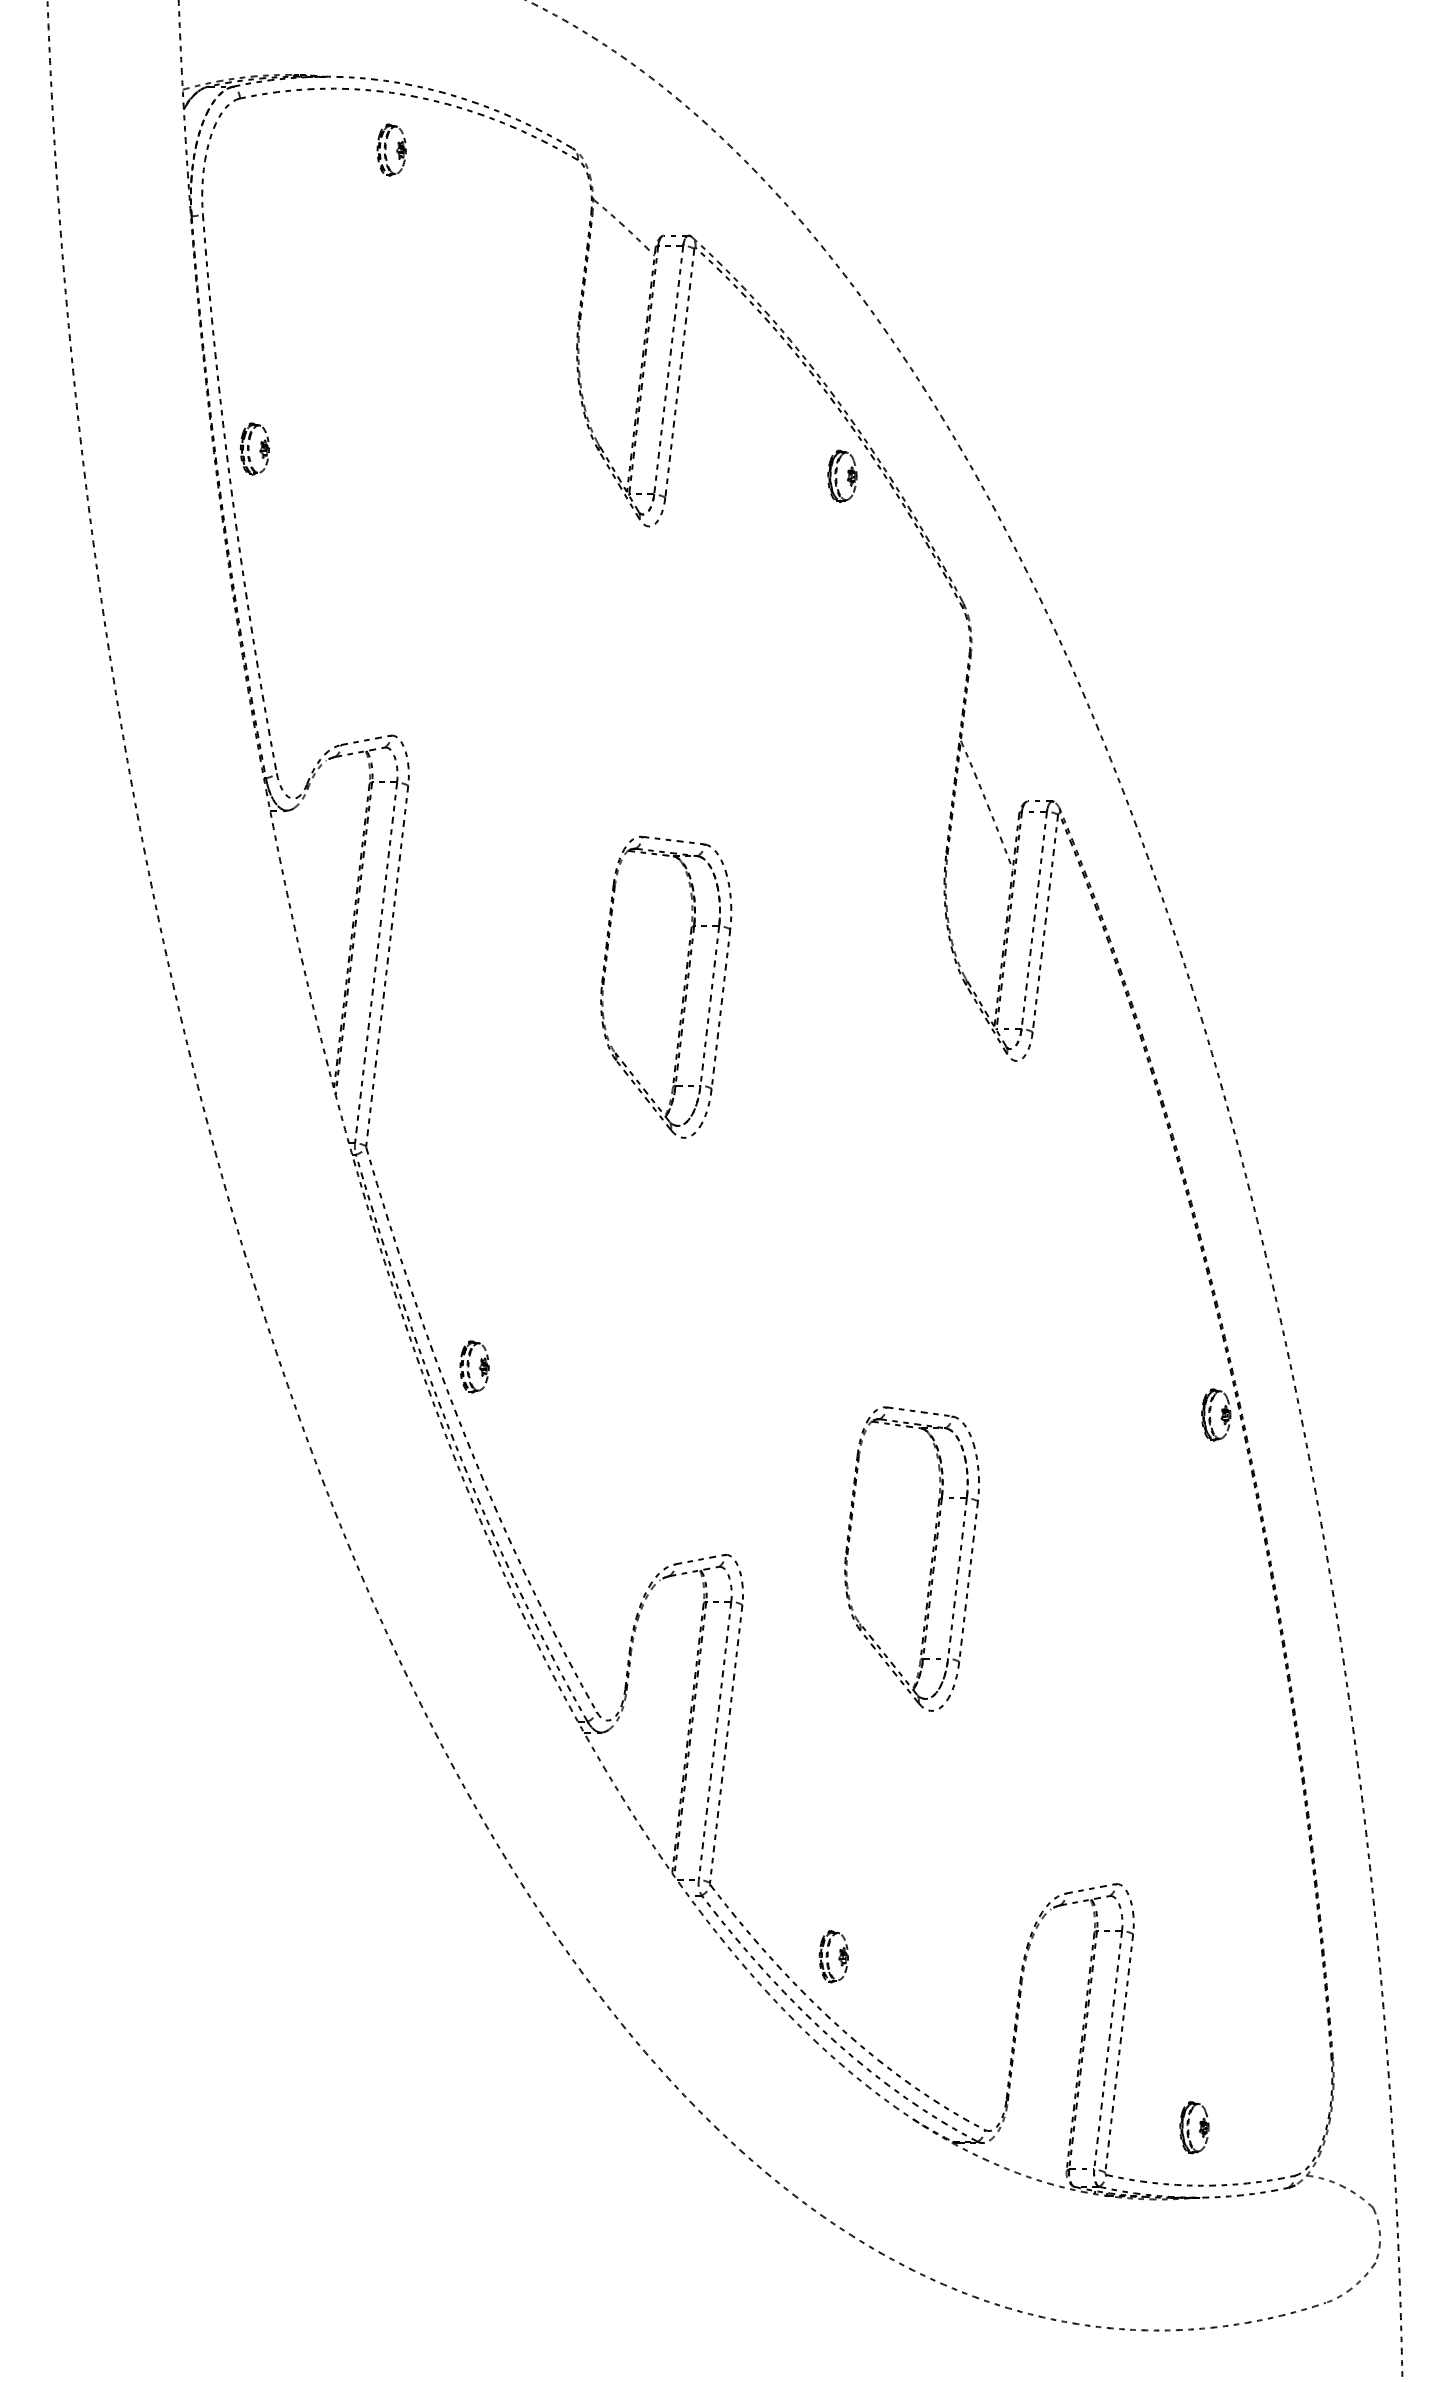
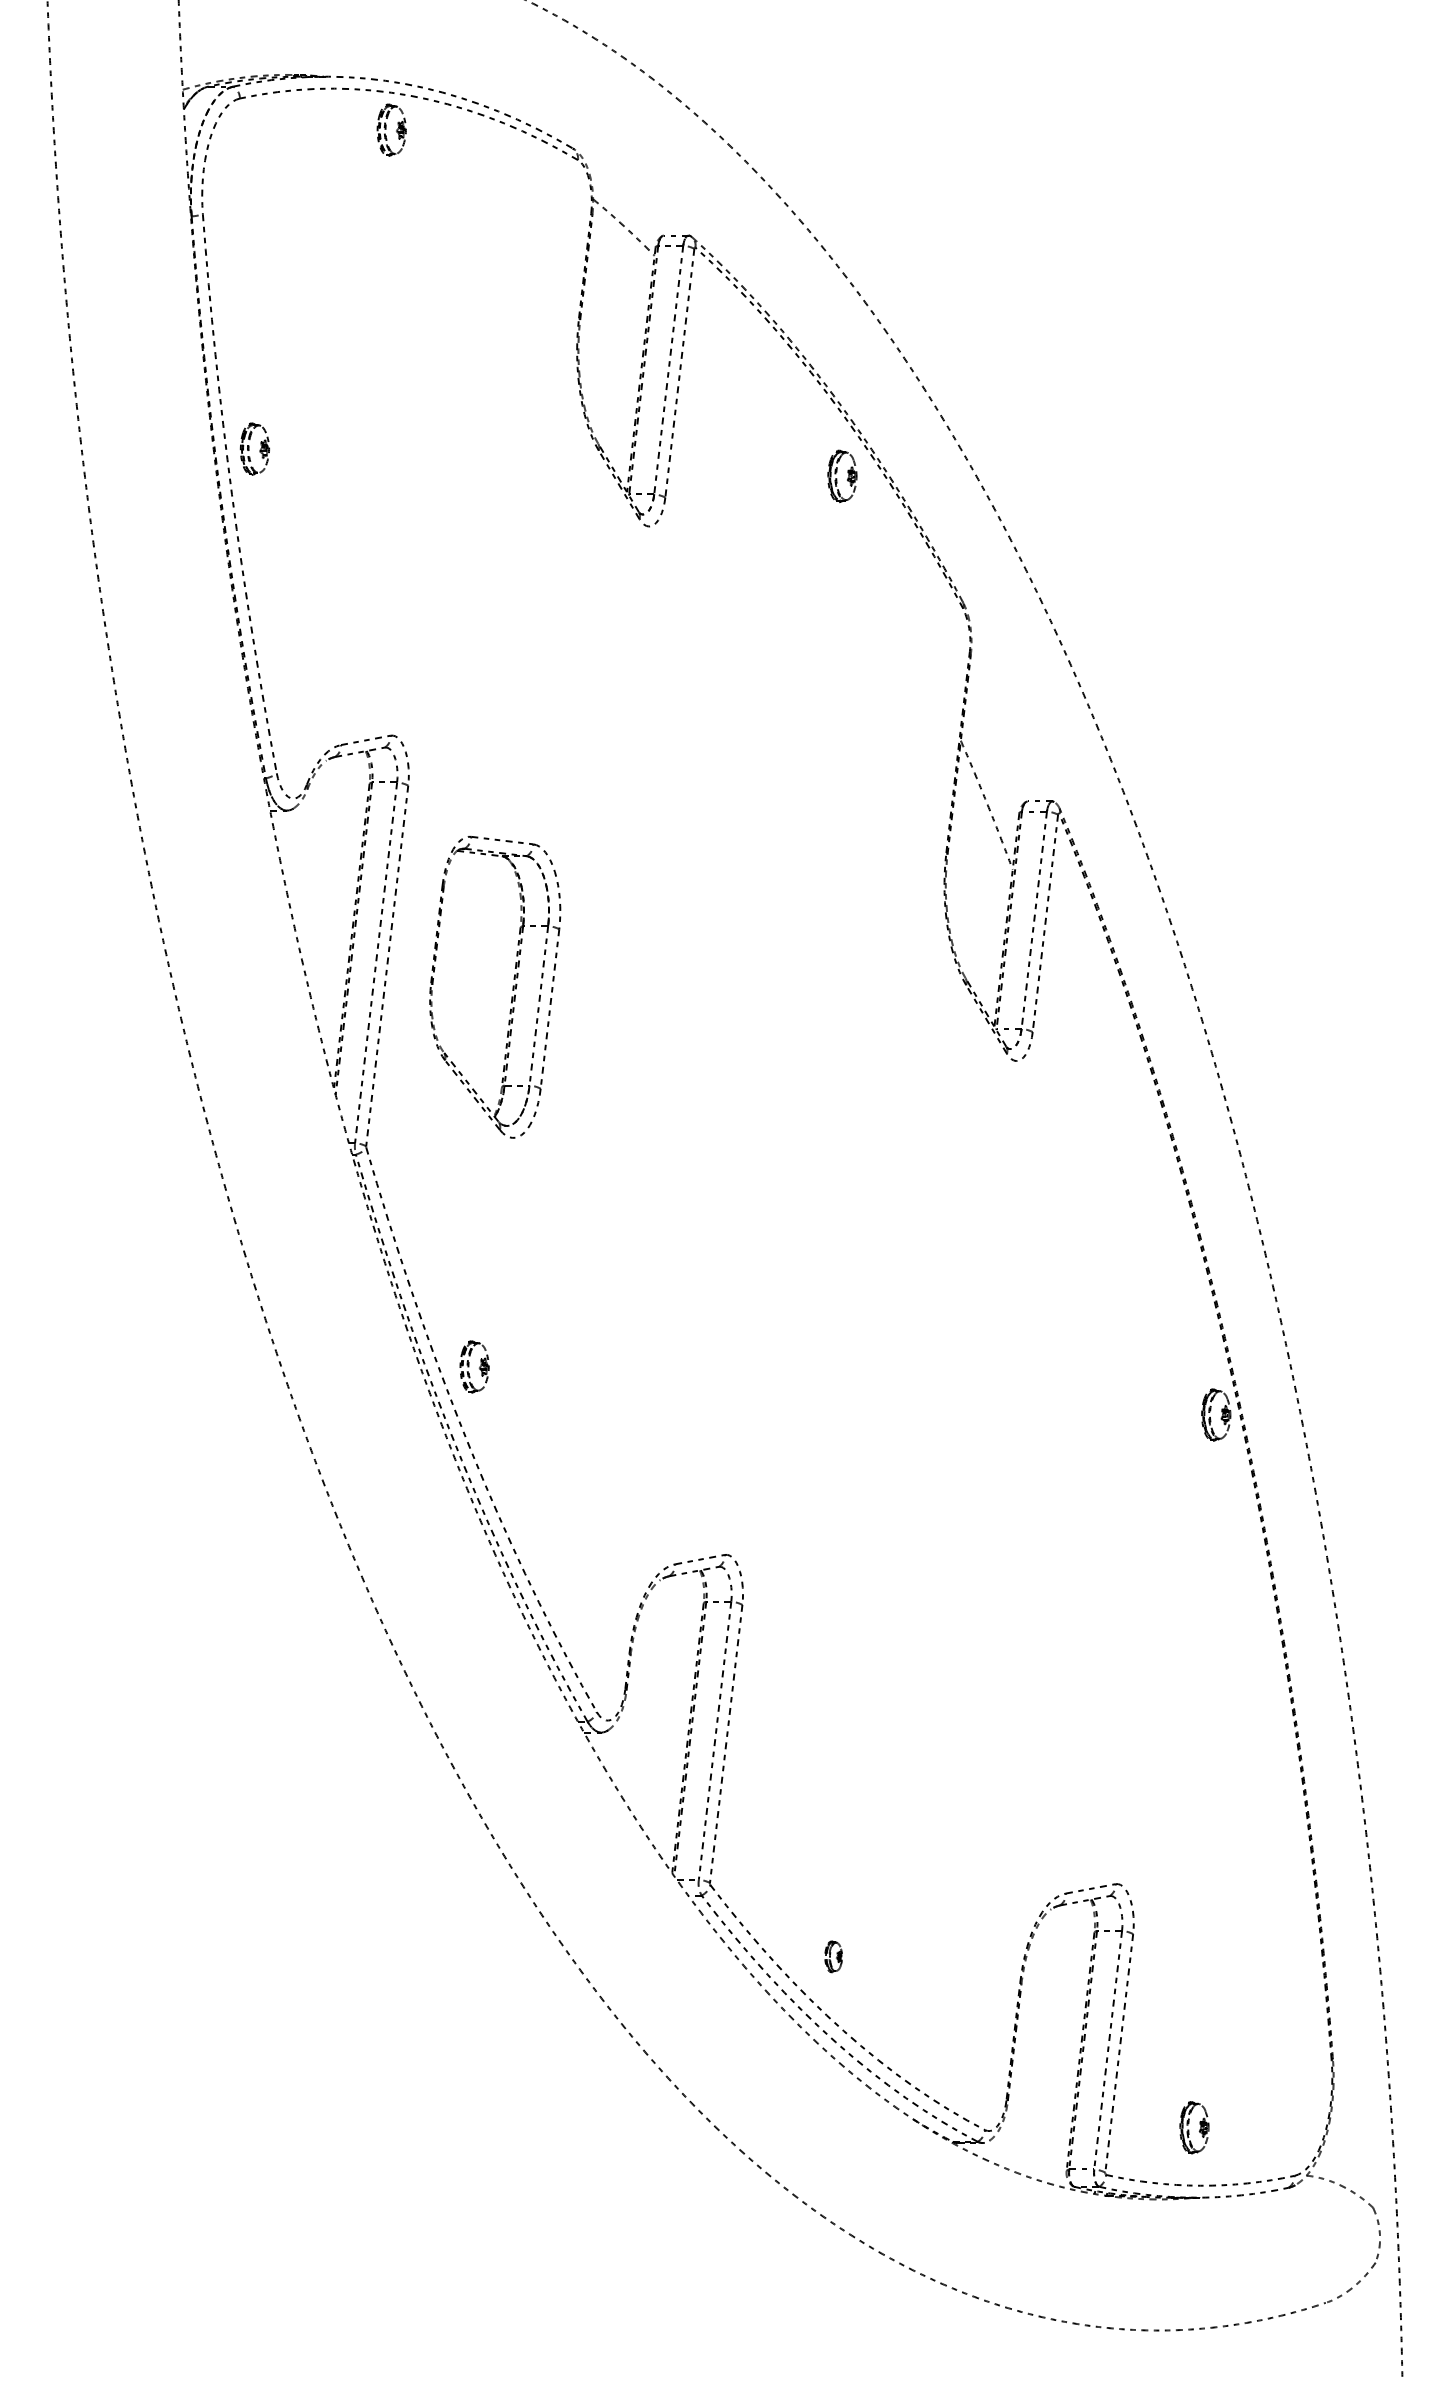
part position: (391, 149) -> (391, 129) (391, 129)
part position: (683, 987) -> (512, 987) (512, 987)
part: present -> none (931, 1558)
part size: 31x54 px -> 19x34 px (833, 1956)
